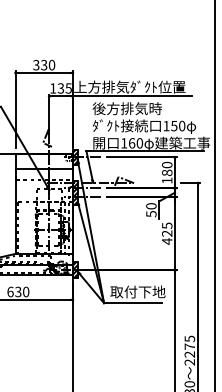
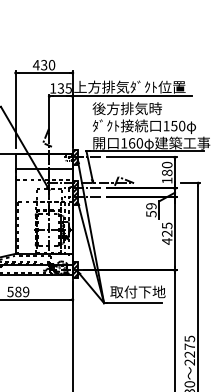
text: 330 -> 430 (35, 64)
line: present -> none (215, 195)
text: 50 -> 59 (151, 206)
text: 630 -> 589 (18, 291)
